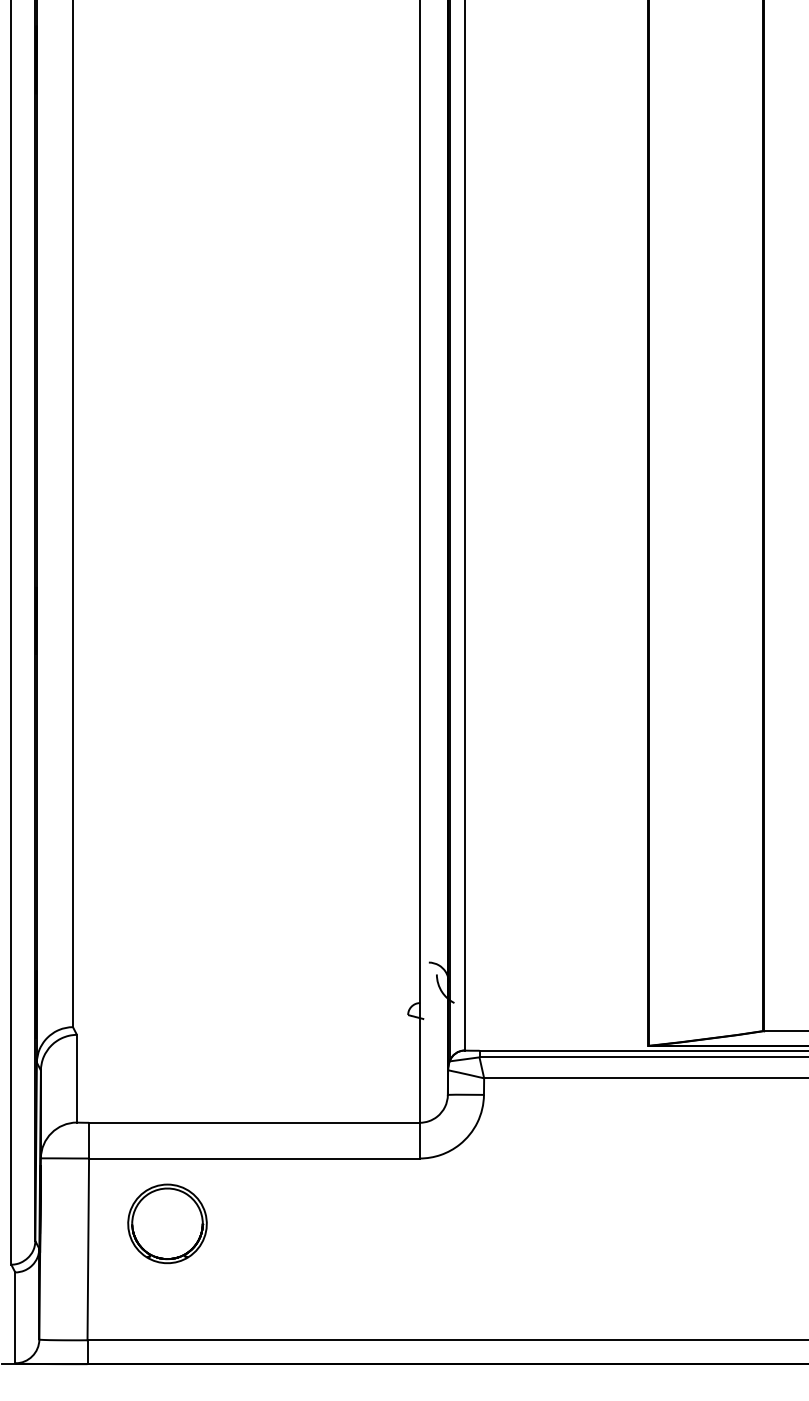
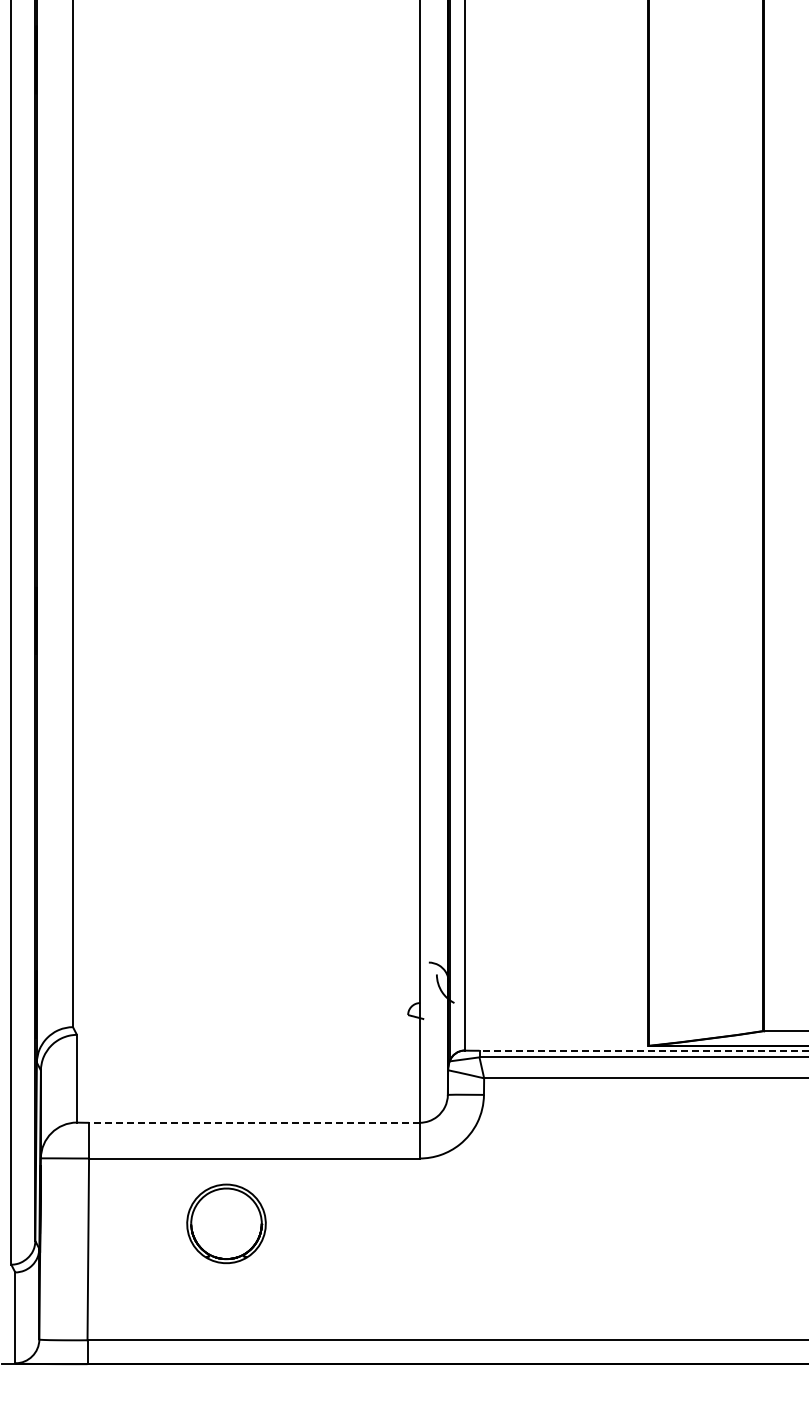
line: solid -> dashed (643, 1050)
line: solid -> dashed (253, 1122)
part position: (167, 1223) -> (226, 1223) (226, 1223)
